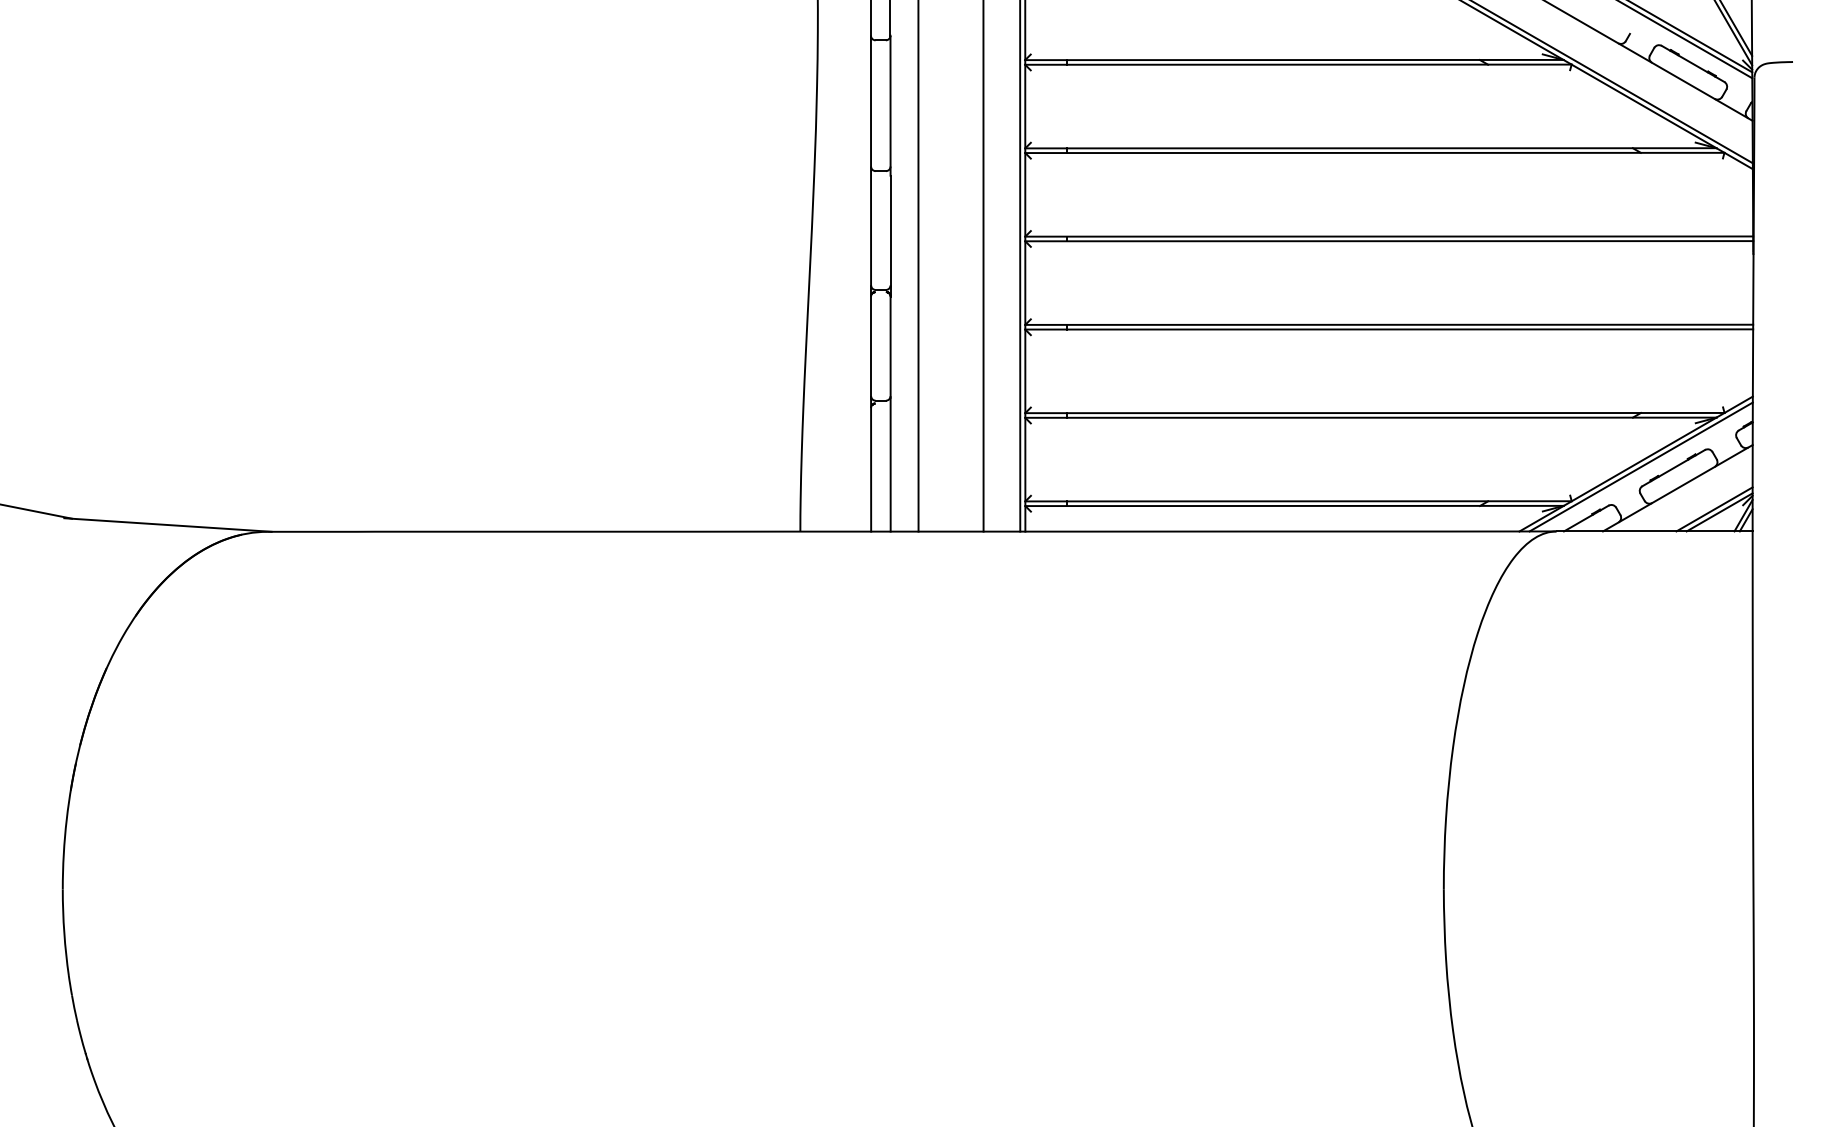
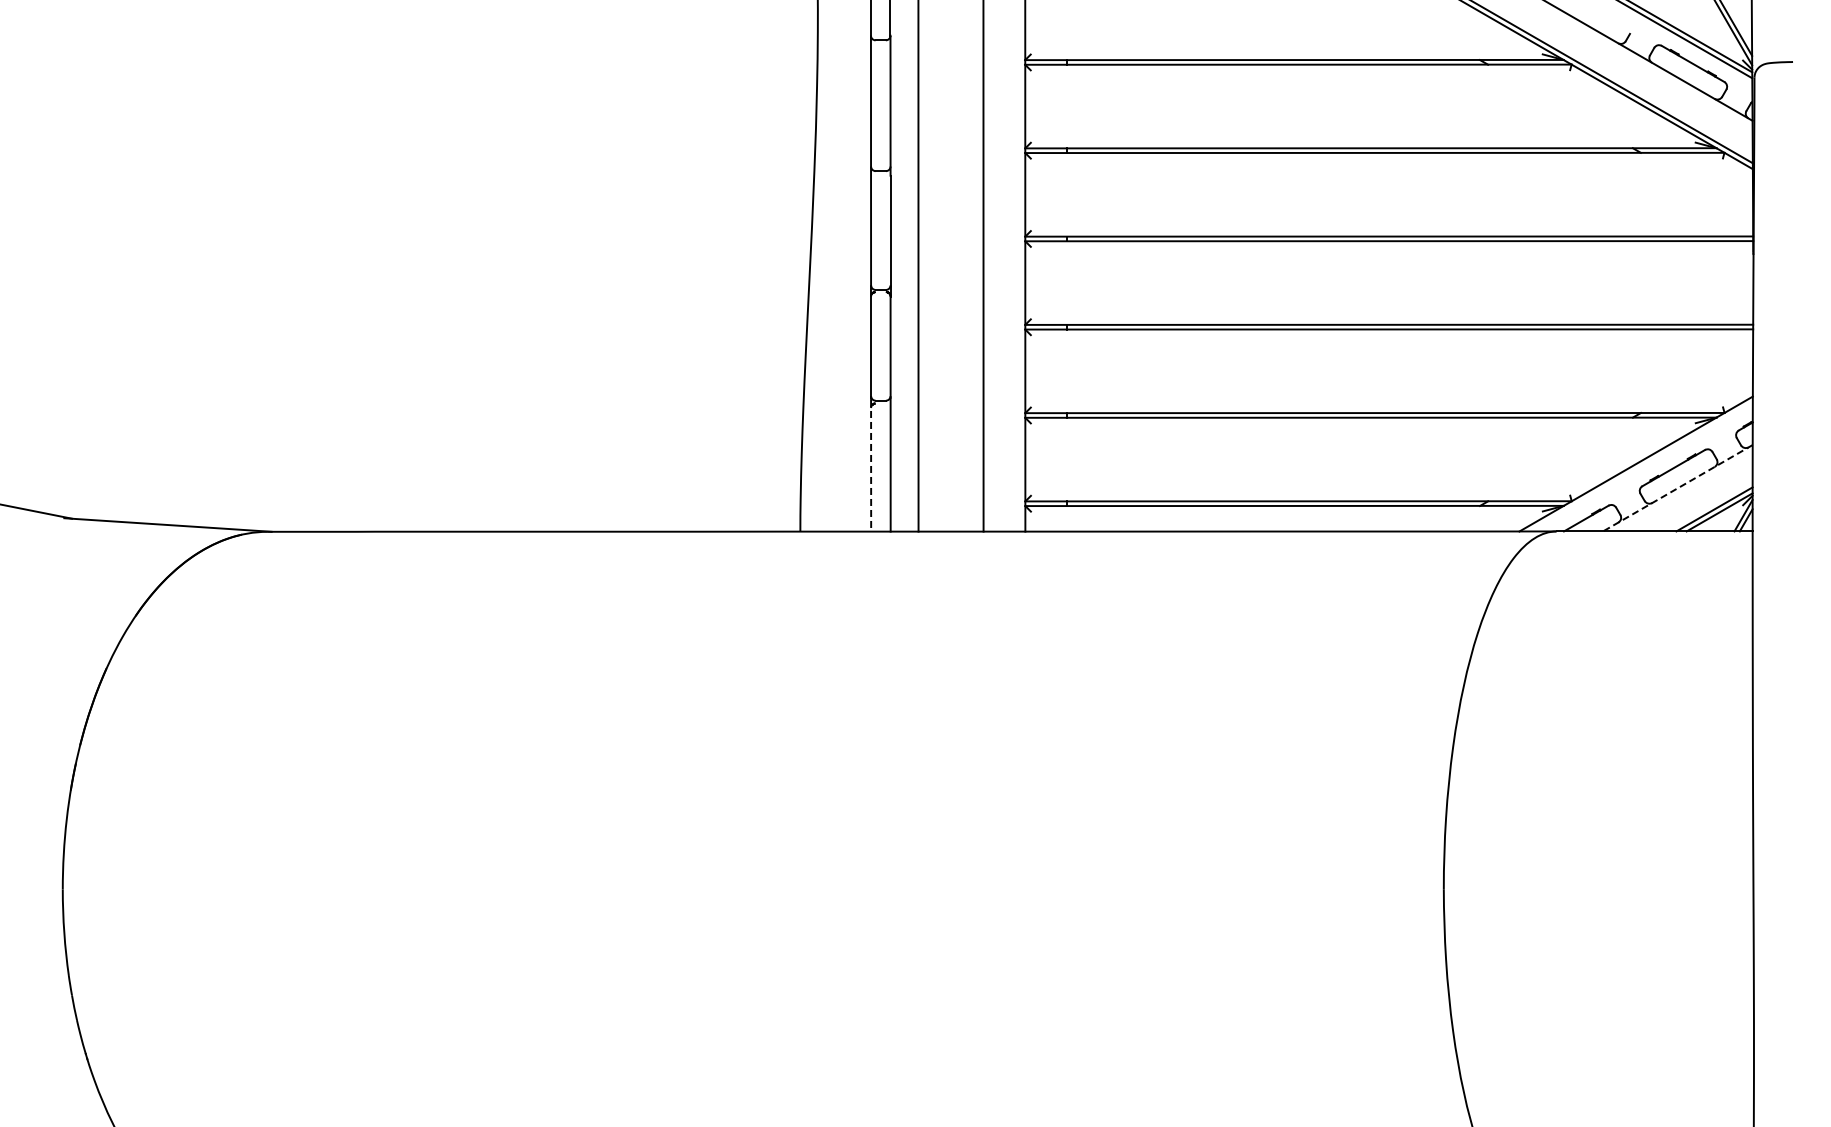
line: present -> none (1020, 266)
line: solid -> dashed (871, 465)
line: present -> none (1640, 466)
line: solid -> dashed (1677, 488)
